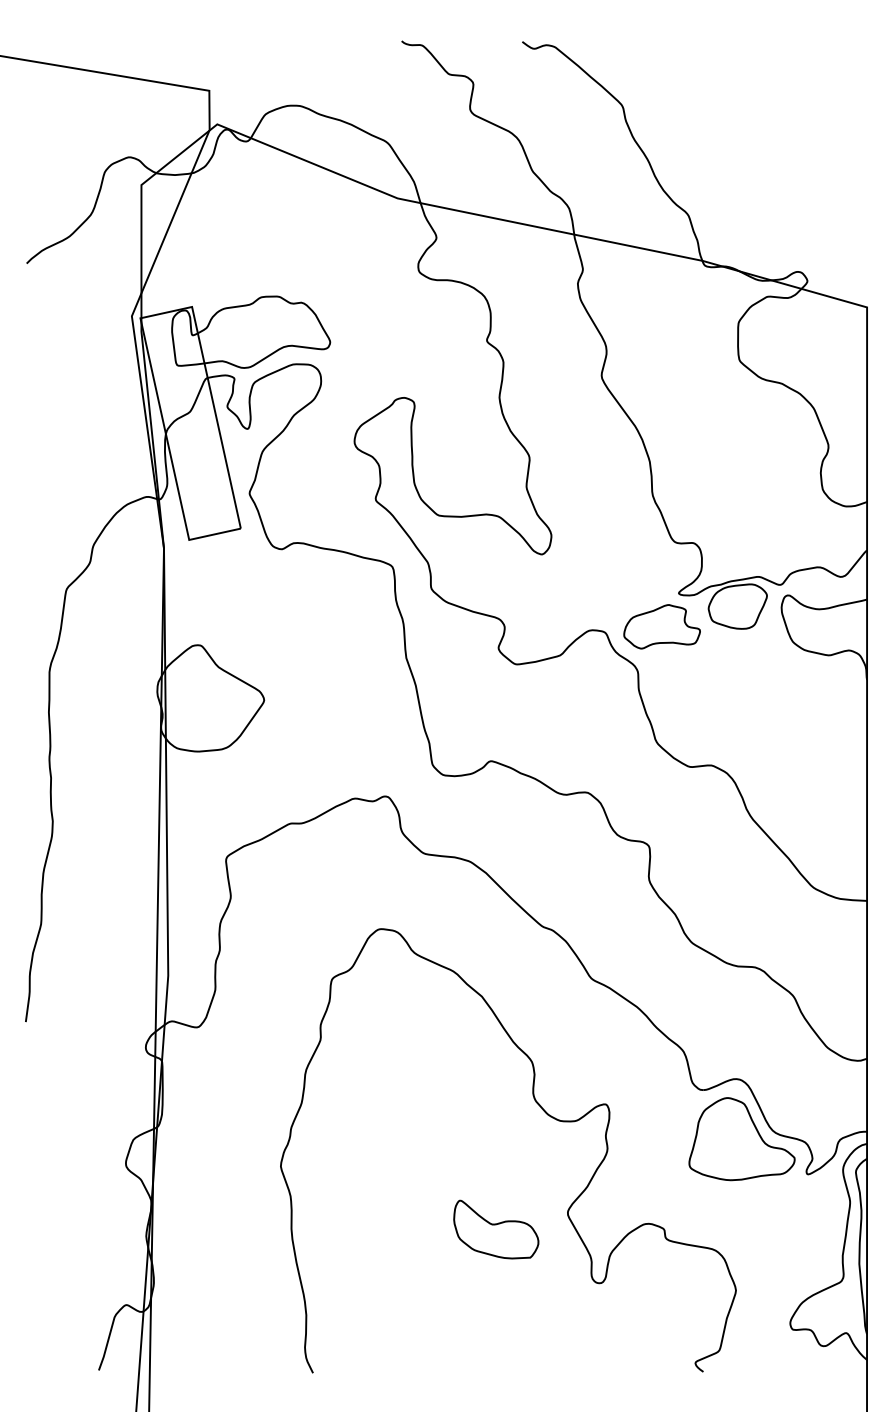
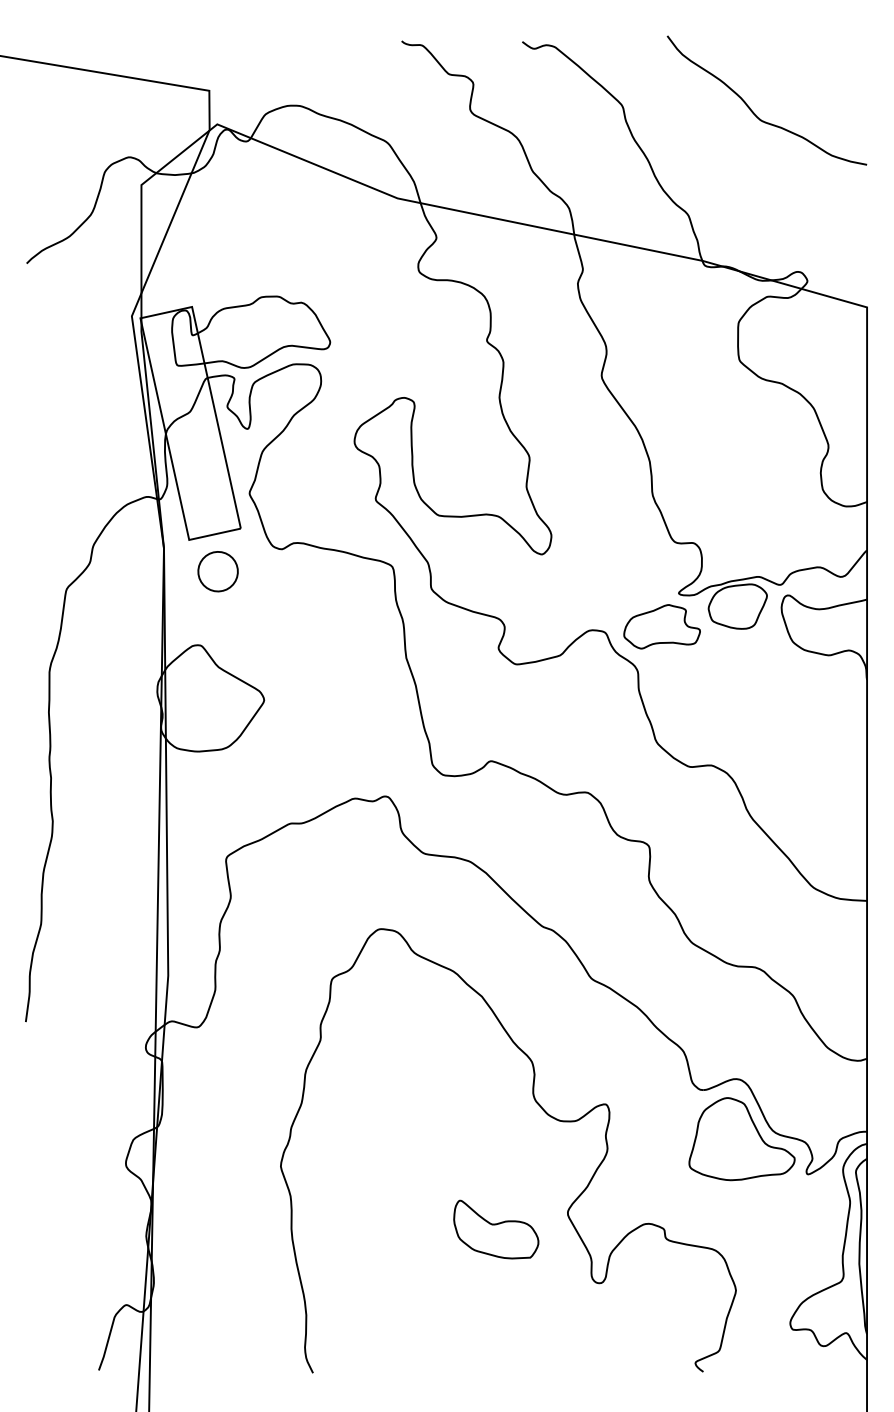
curve: none -> present (754, 112)
part: none -> present (217, 571)
